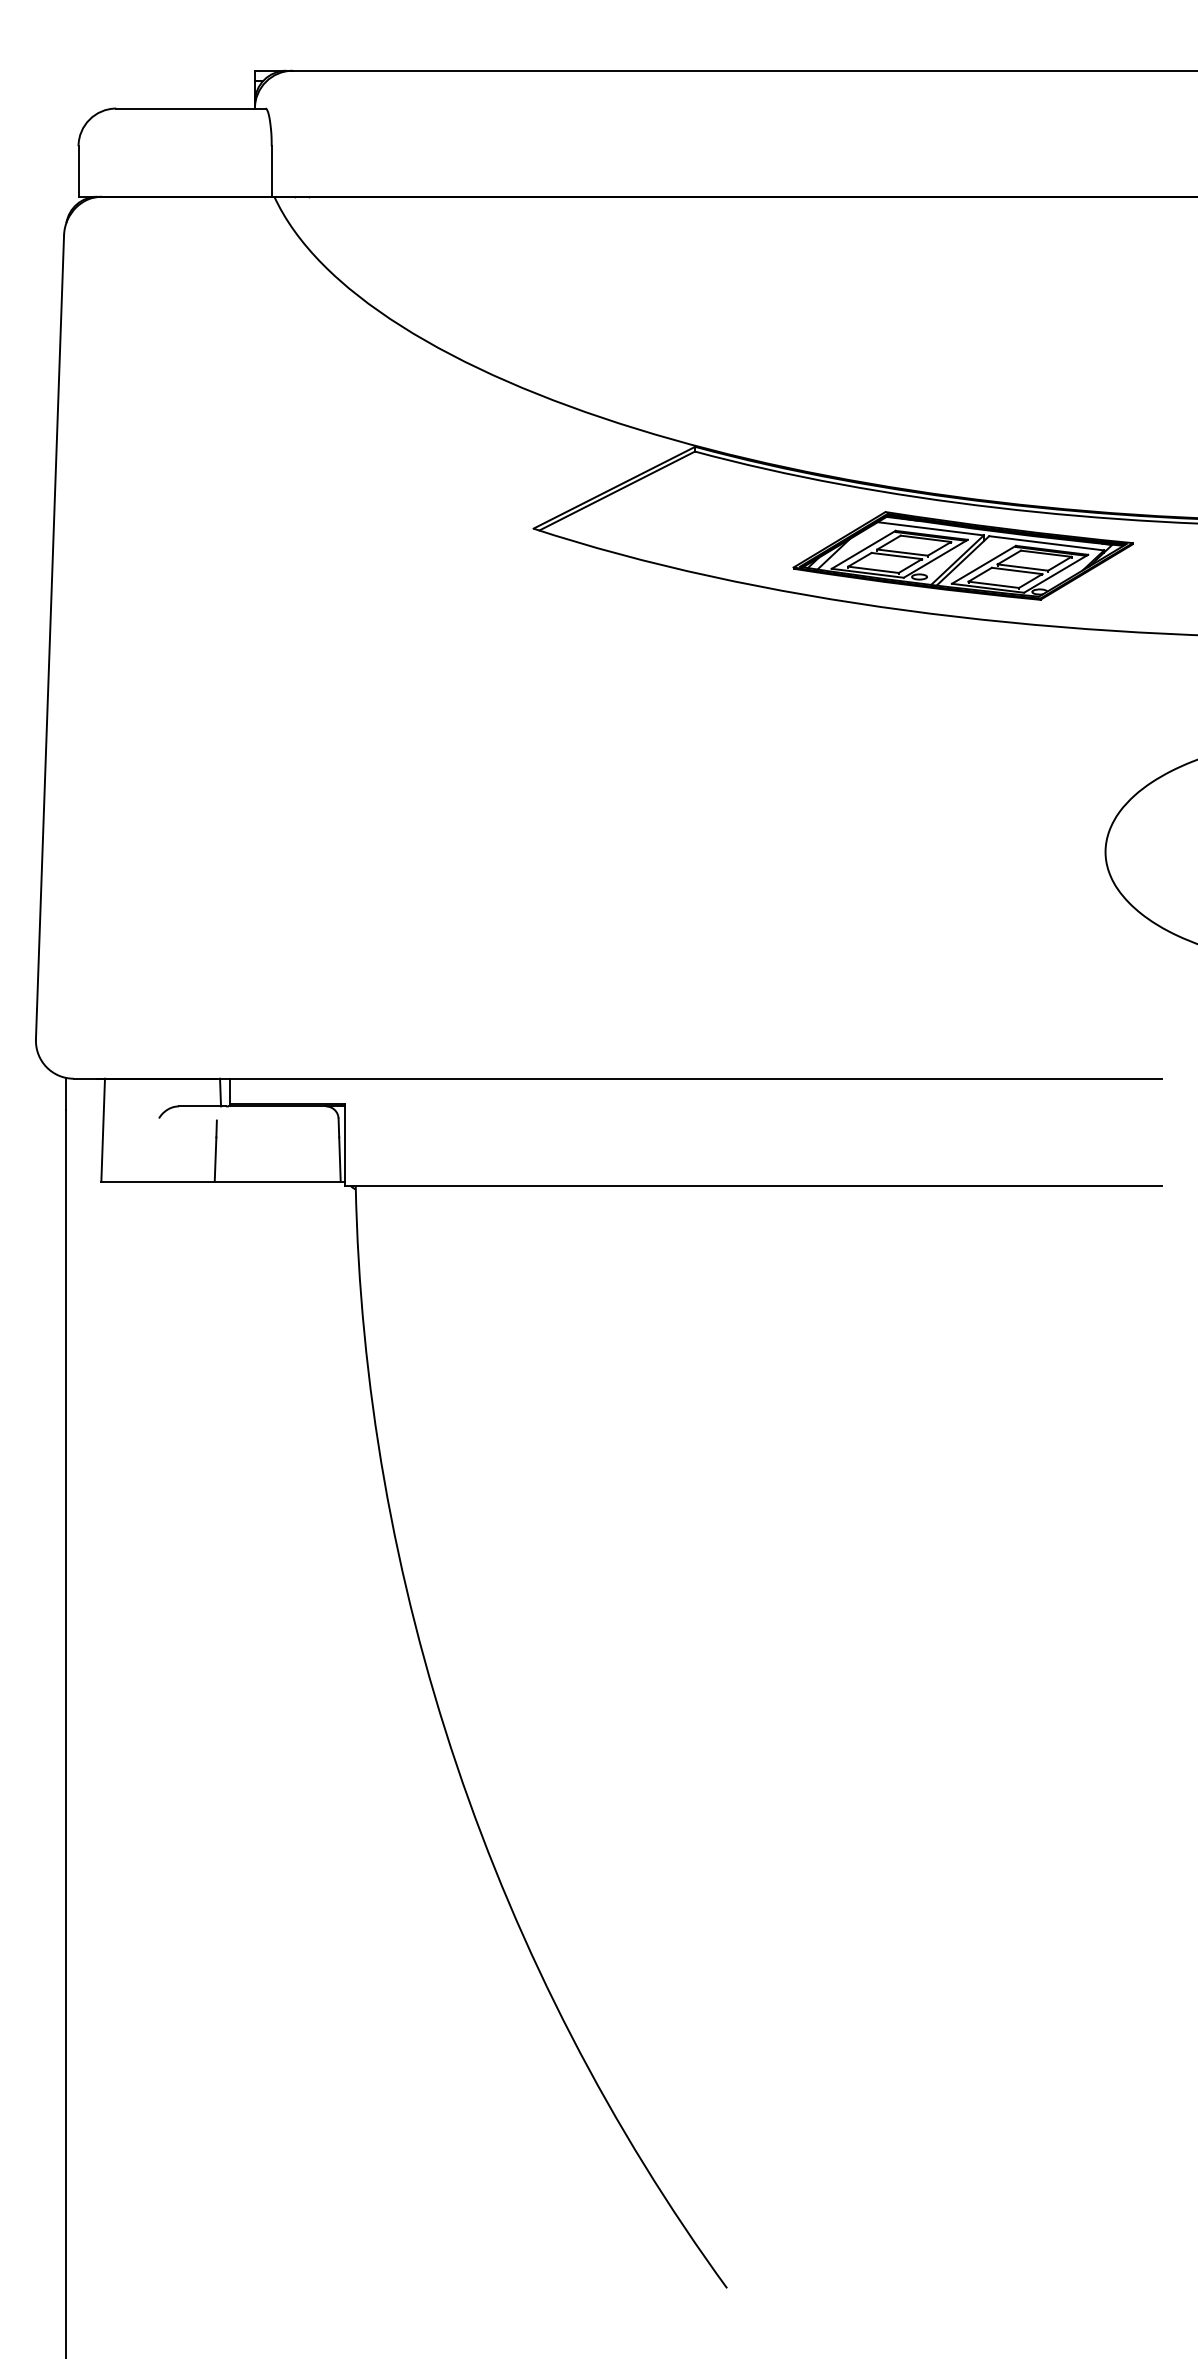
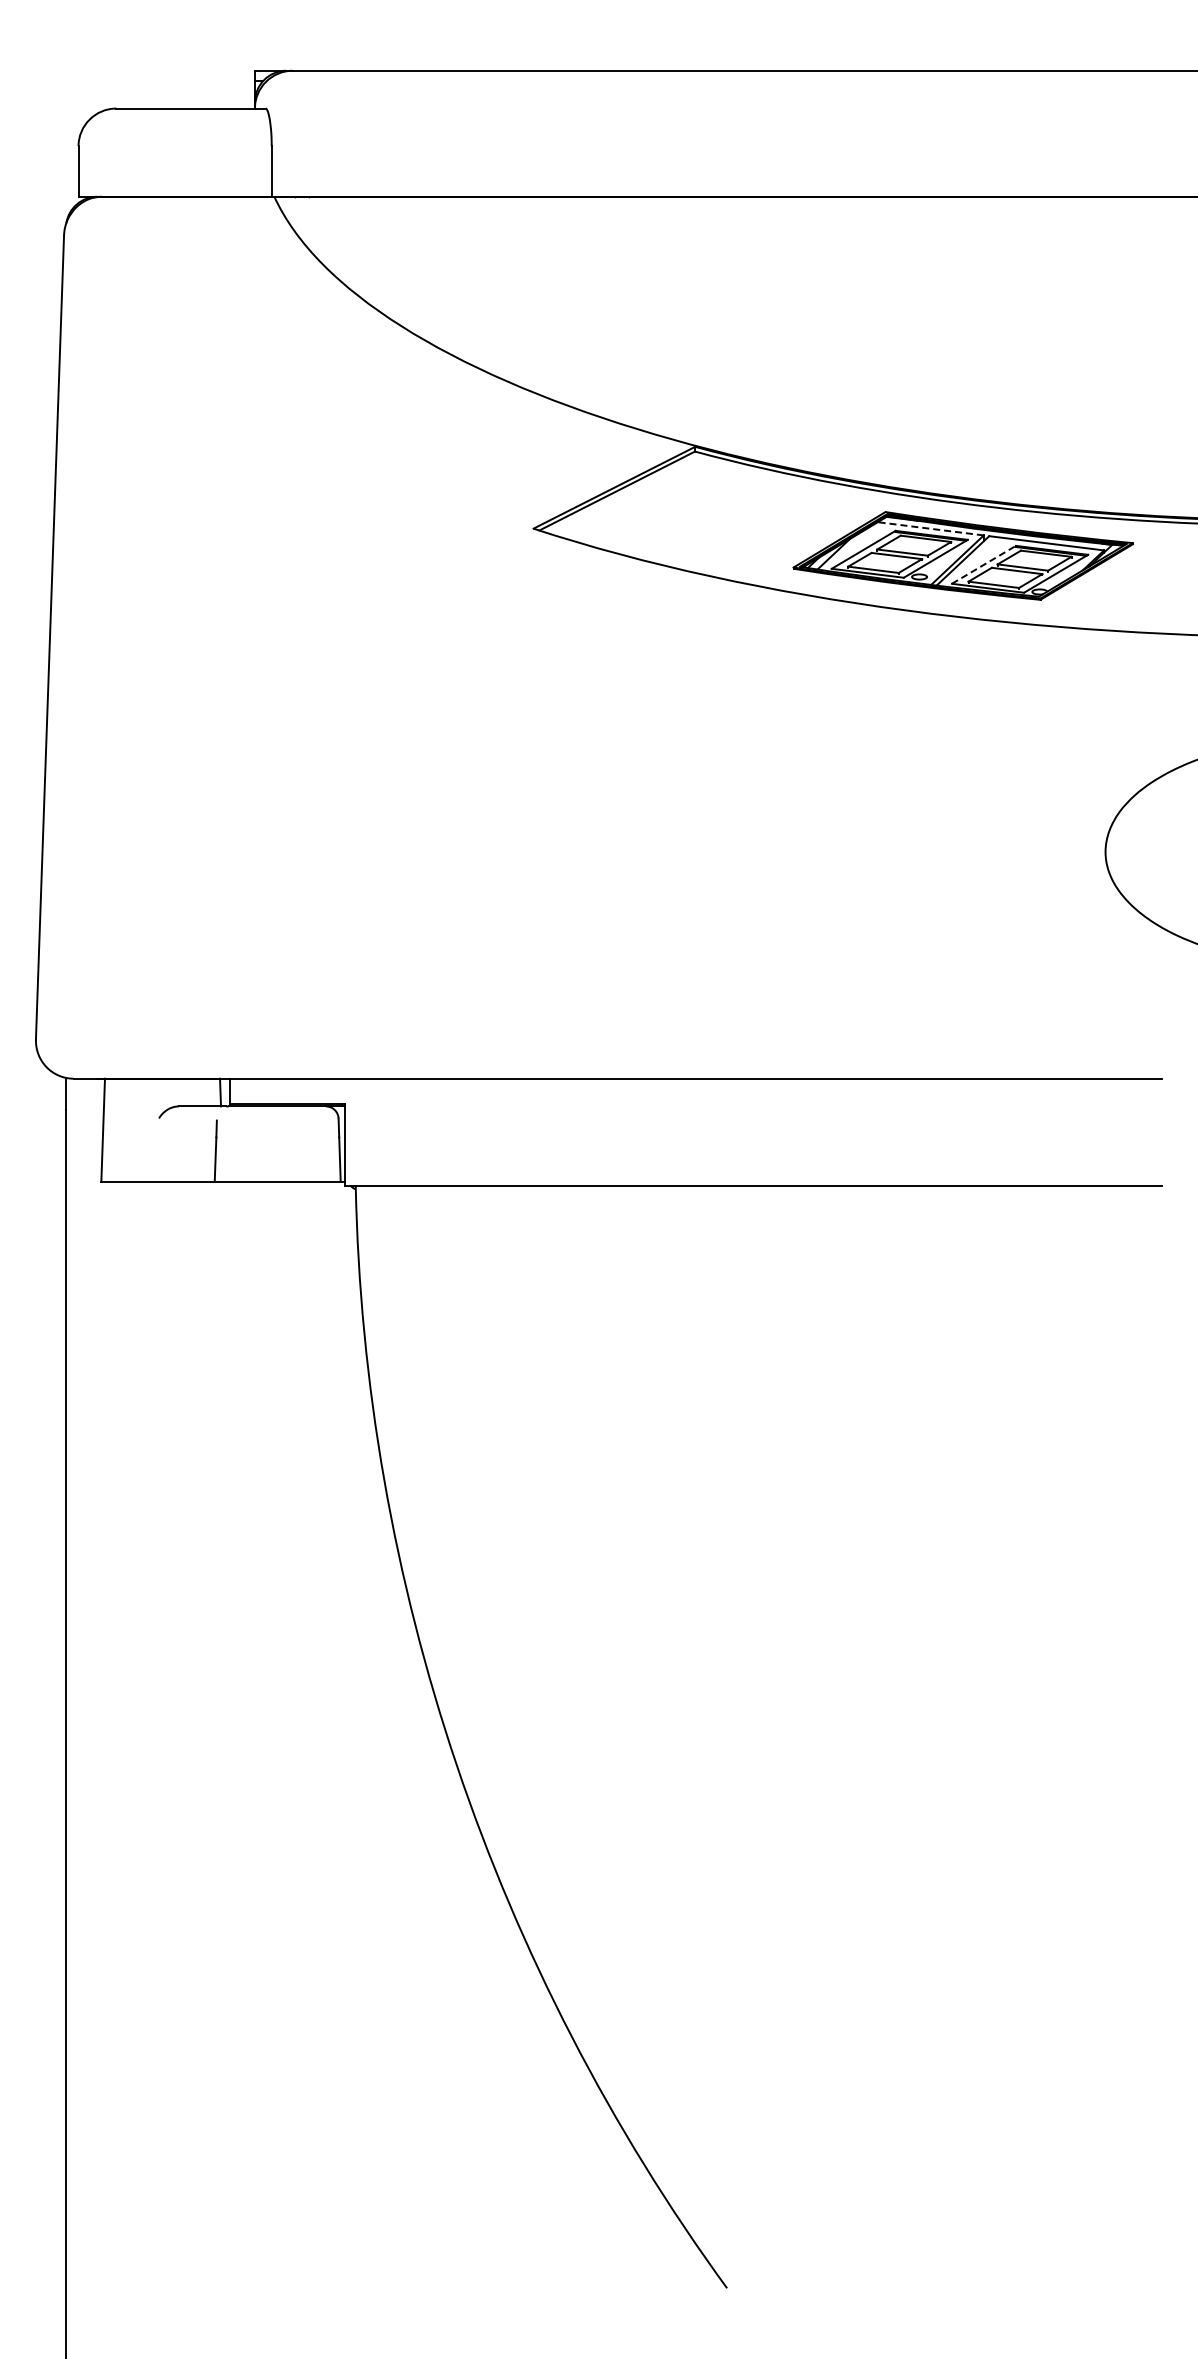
line: solid -> dashed (930, 528)
line: solid -> dashed (984, 564)
